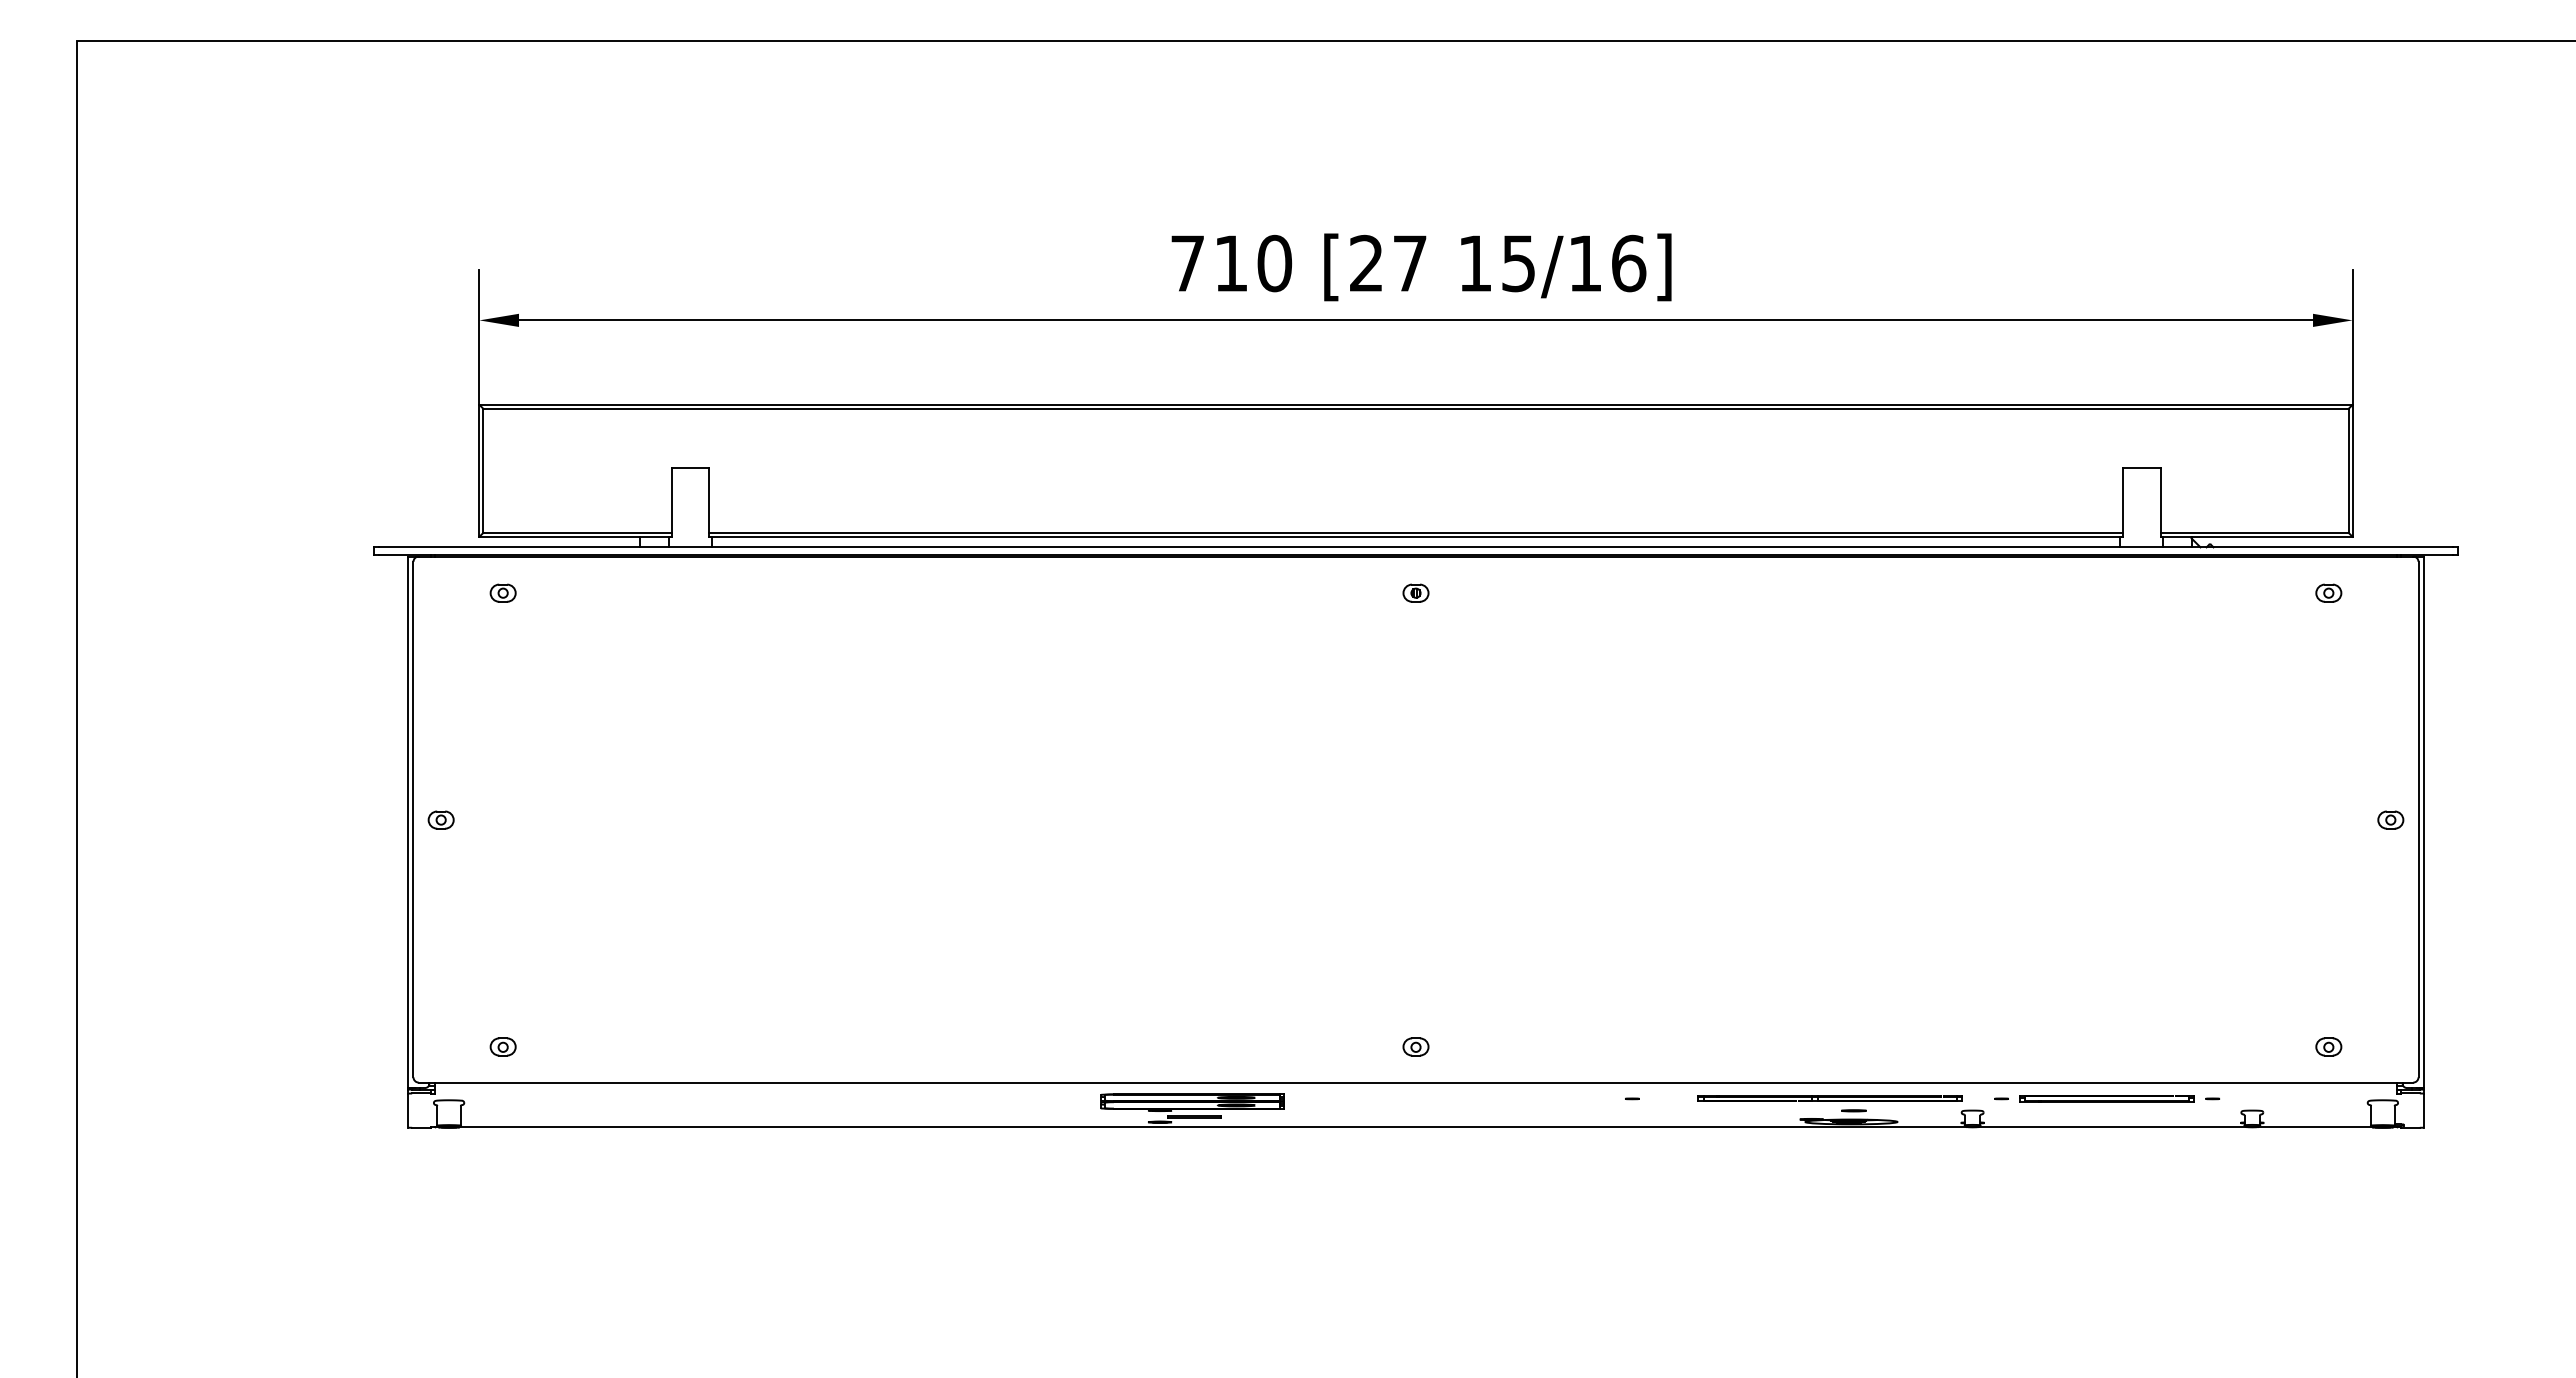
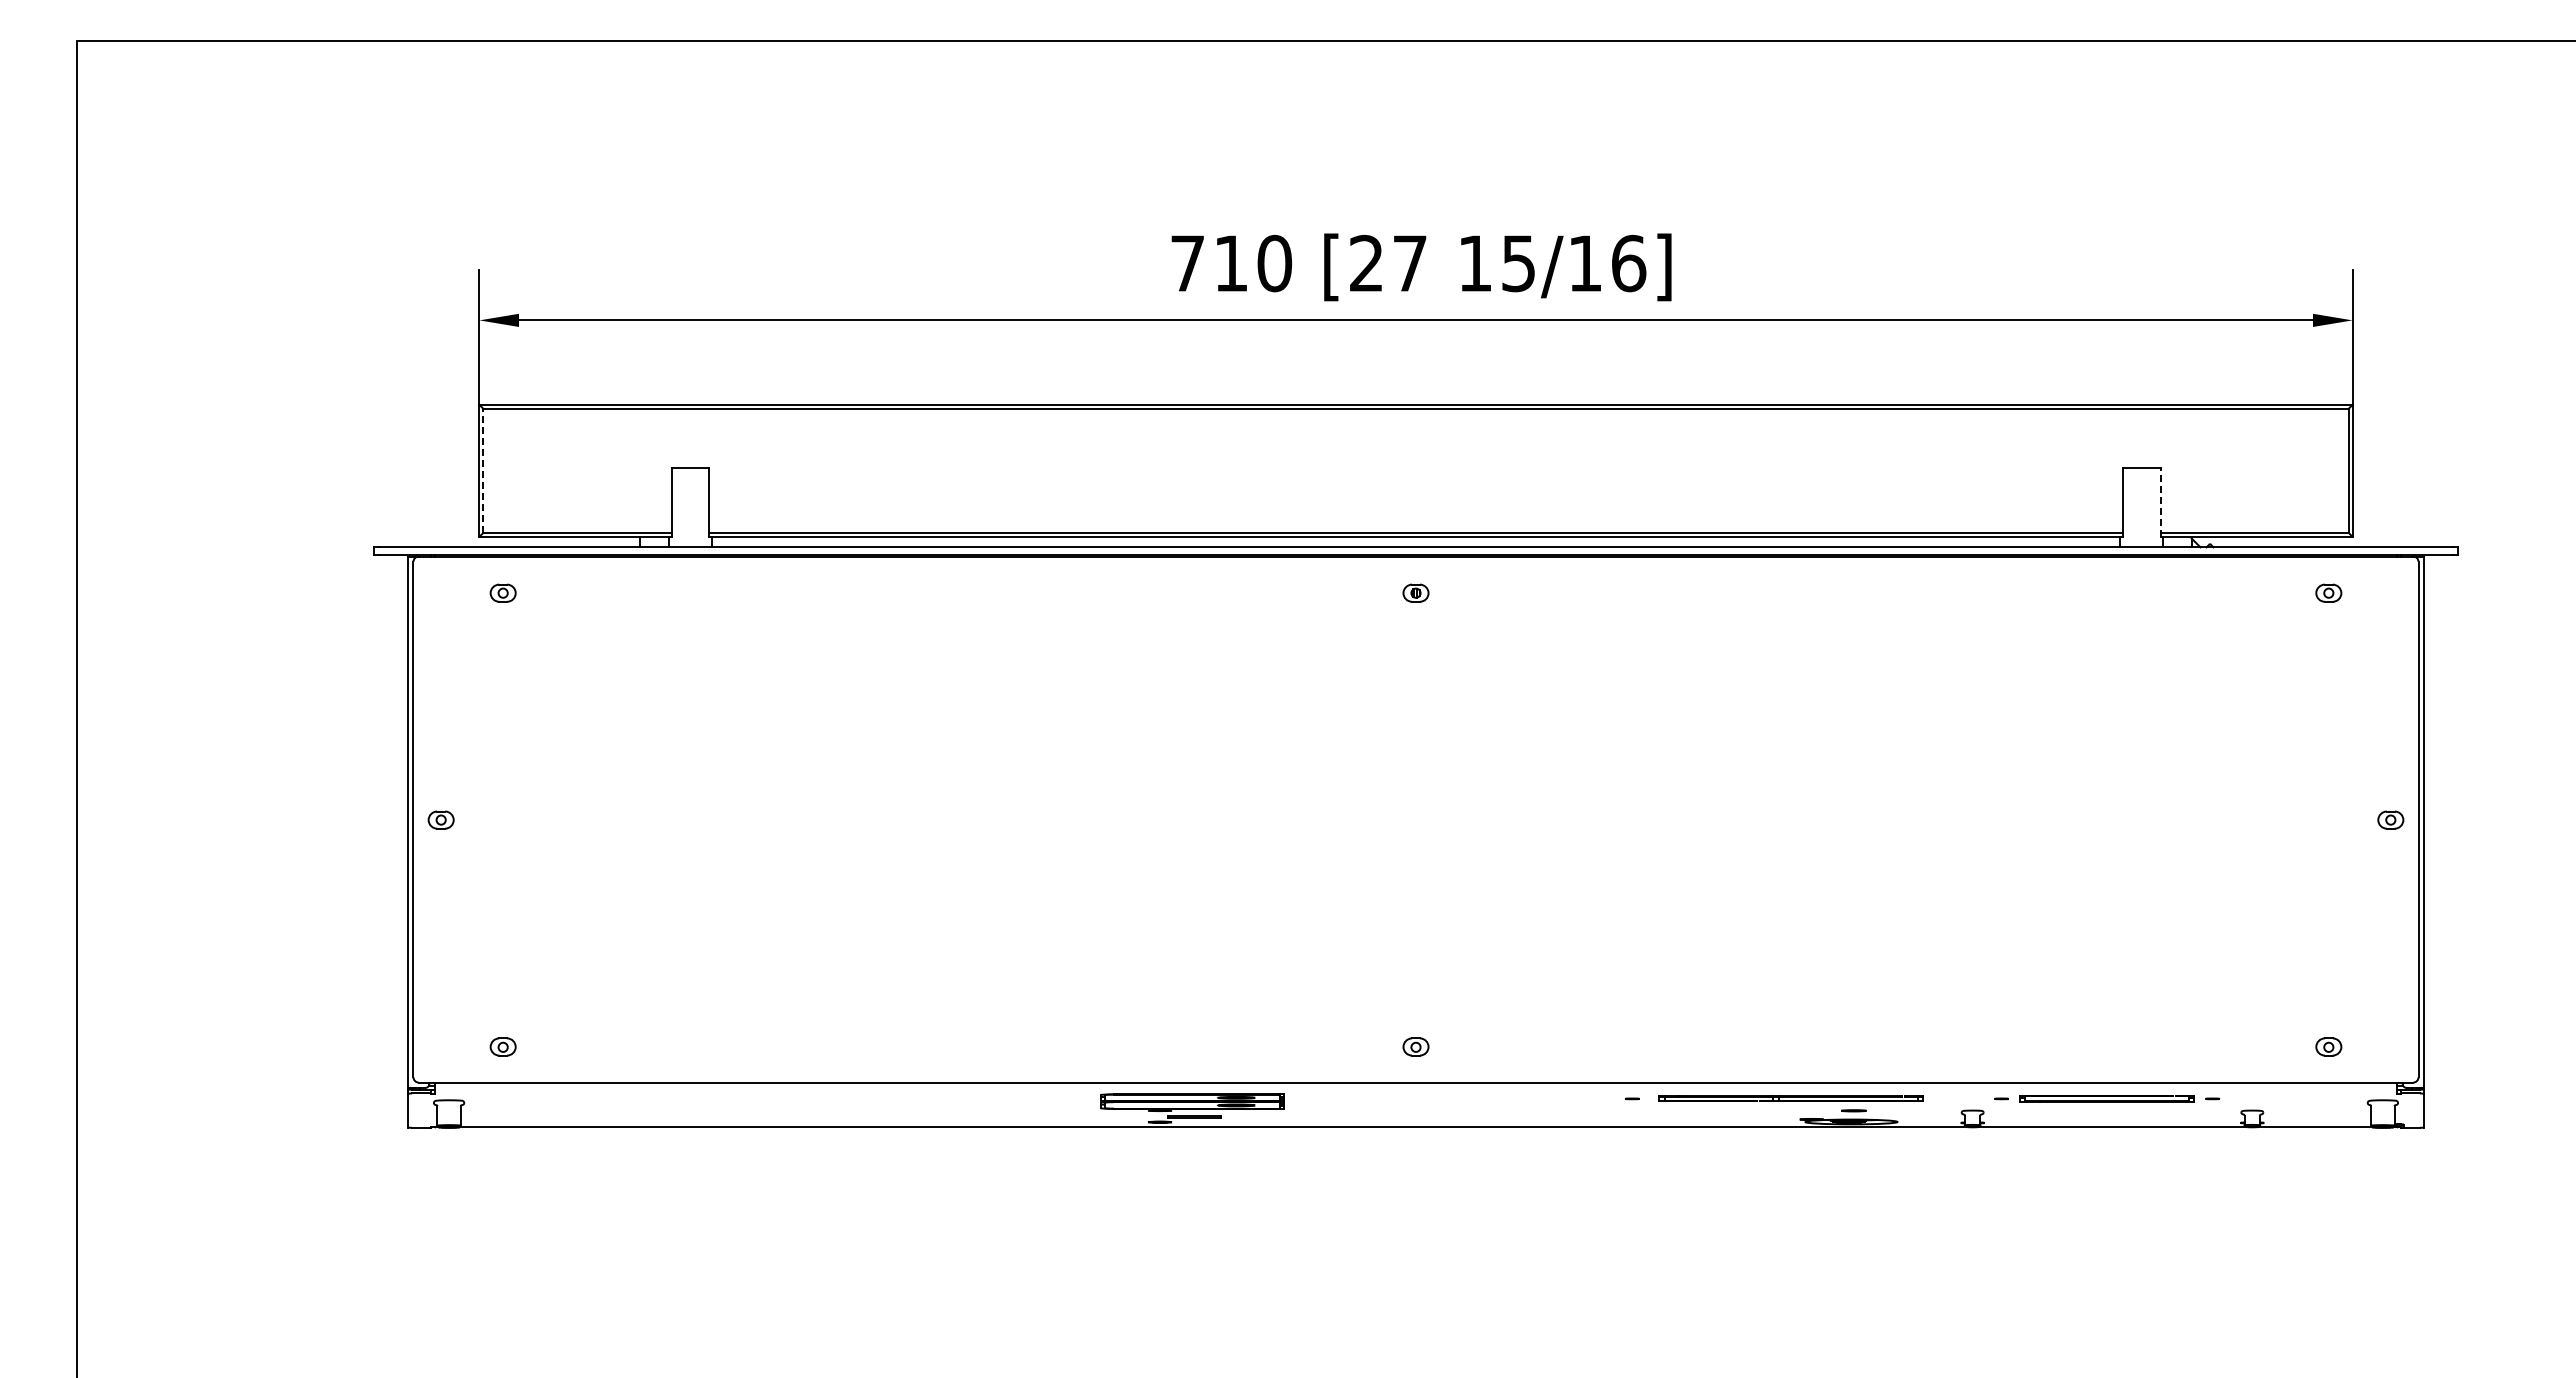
line: solid -> dashed (483, 470)
line: solid -> dashed (2160, 502)
part position: (1829, 1098) -> (1790, 1098) (1790, 1098)
